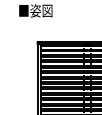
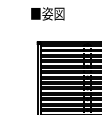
text position: (35, 10) -> (47, 13) (47, 13)
